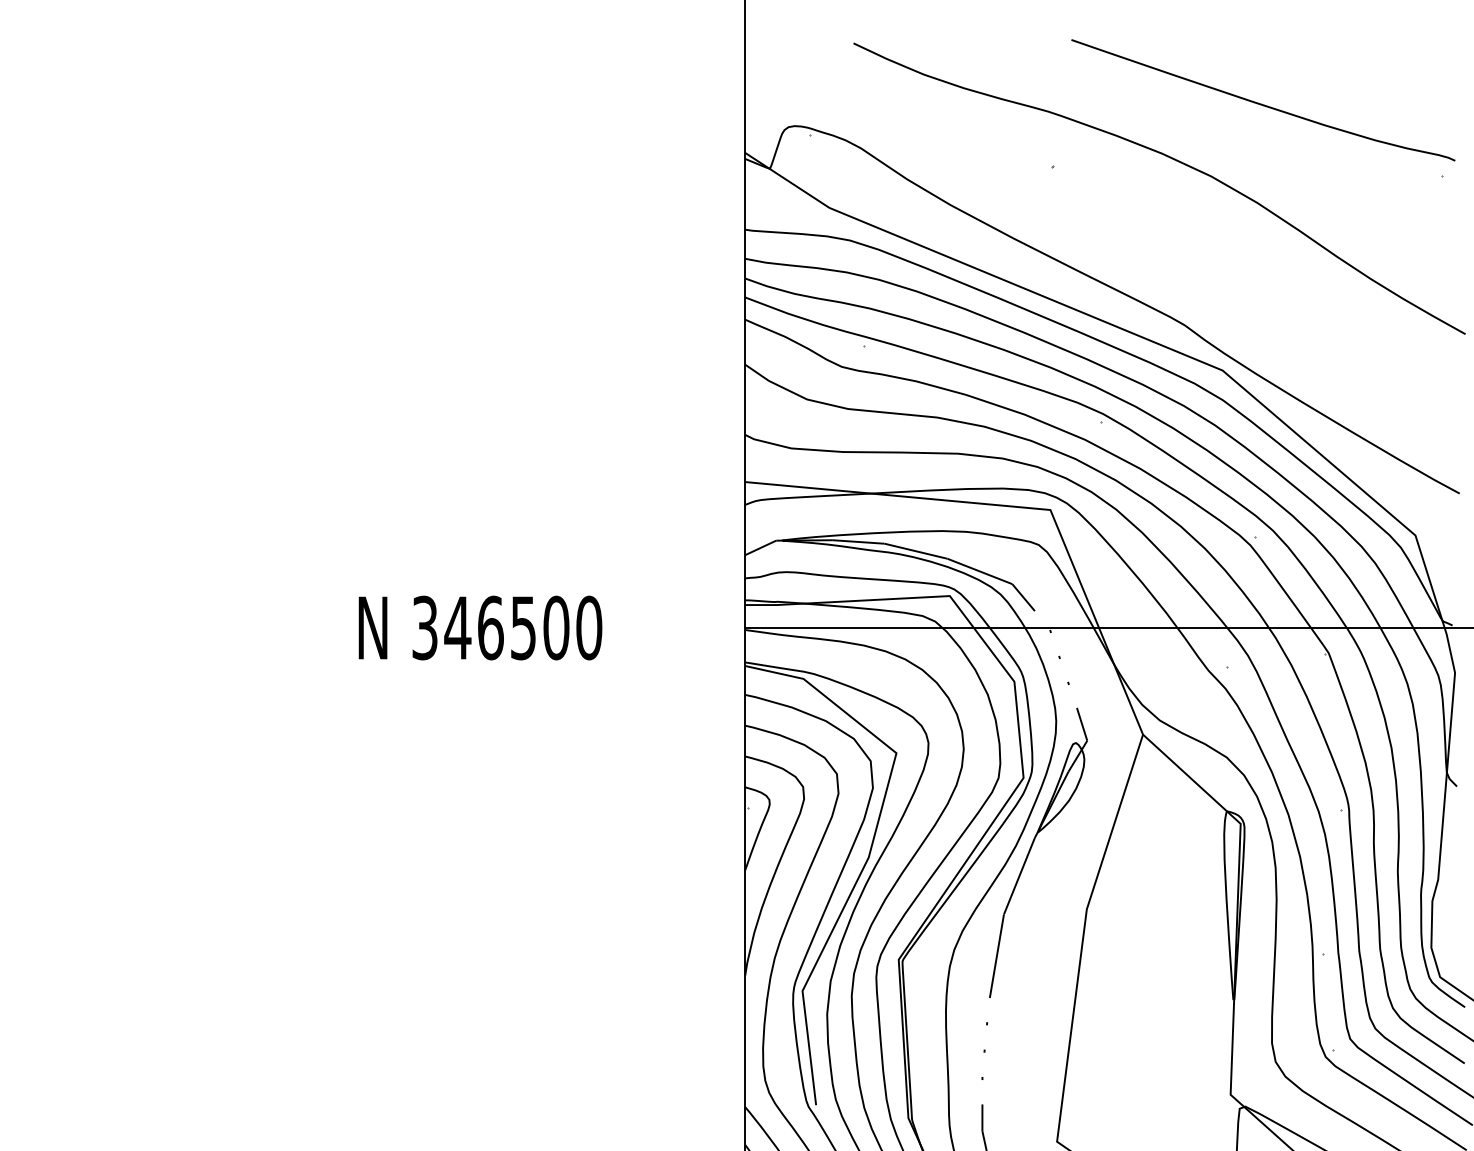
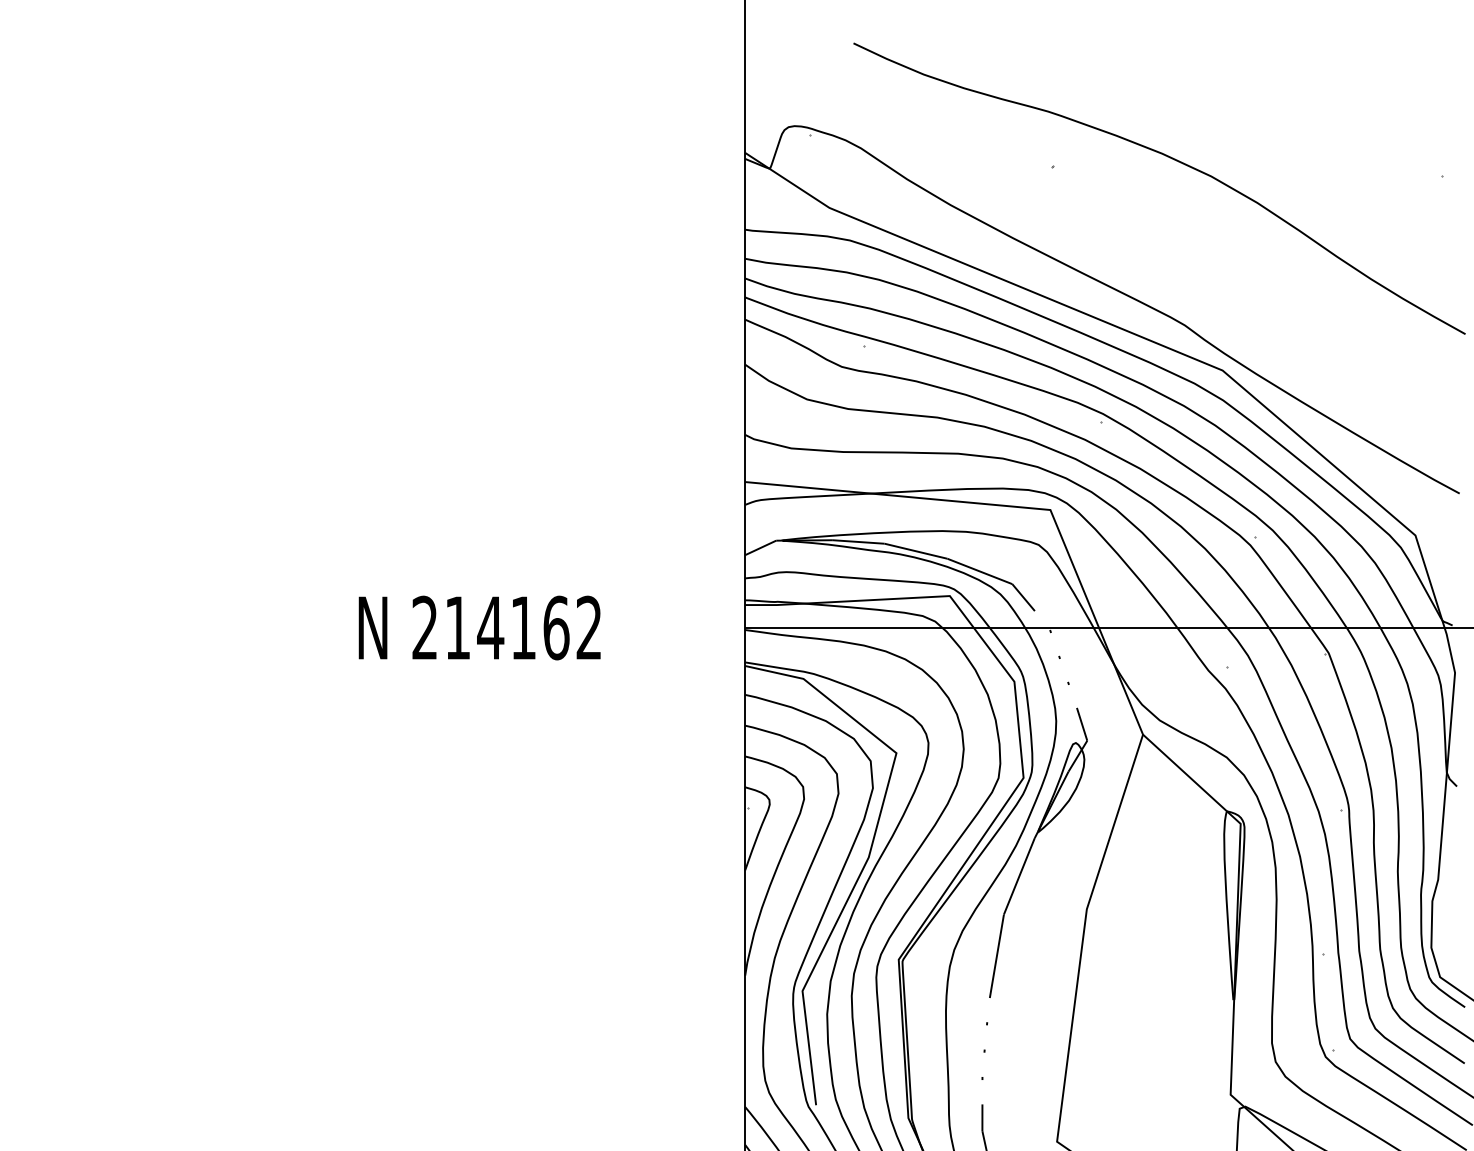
curve: present -> none (1261, 103)
text: 346500 -> 214162 (507, 627)
